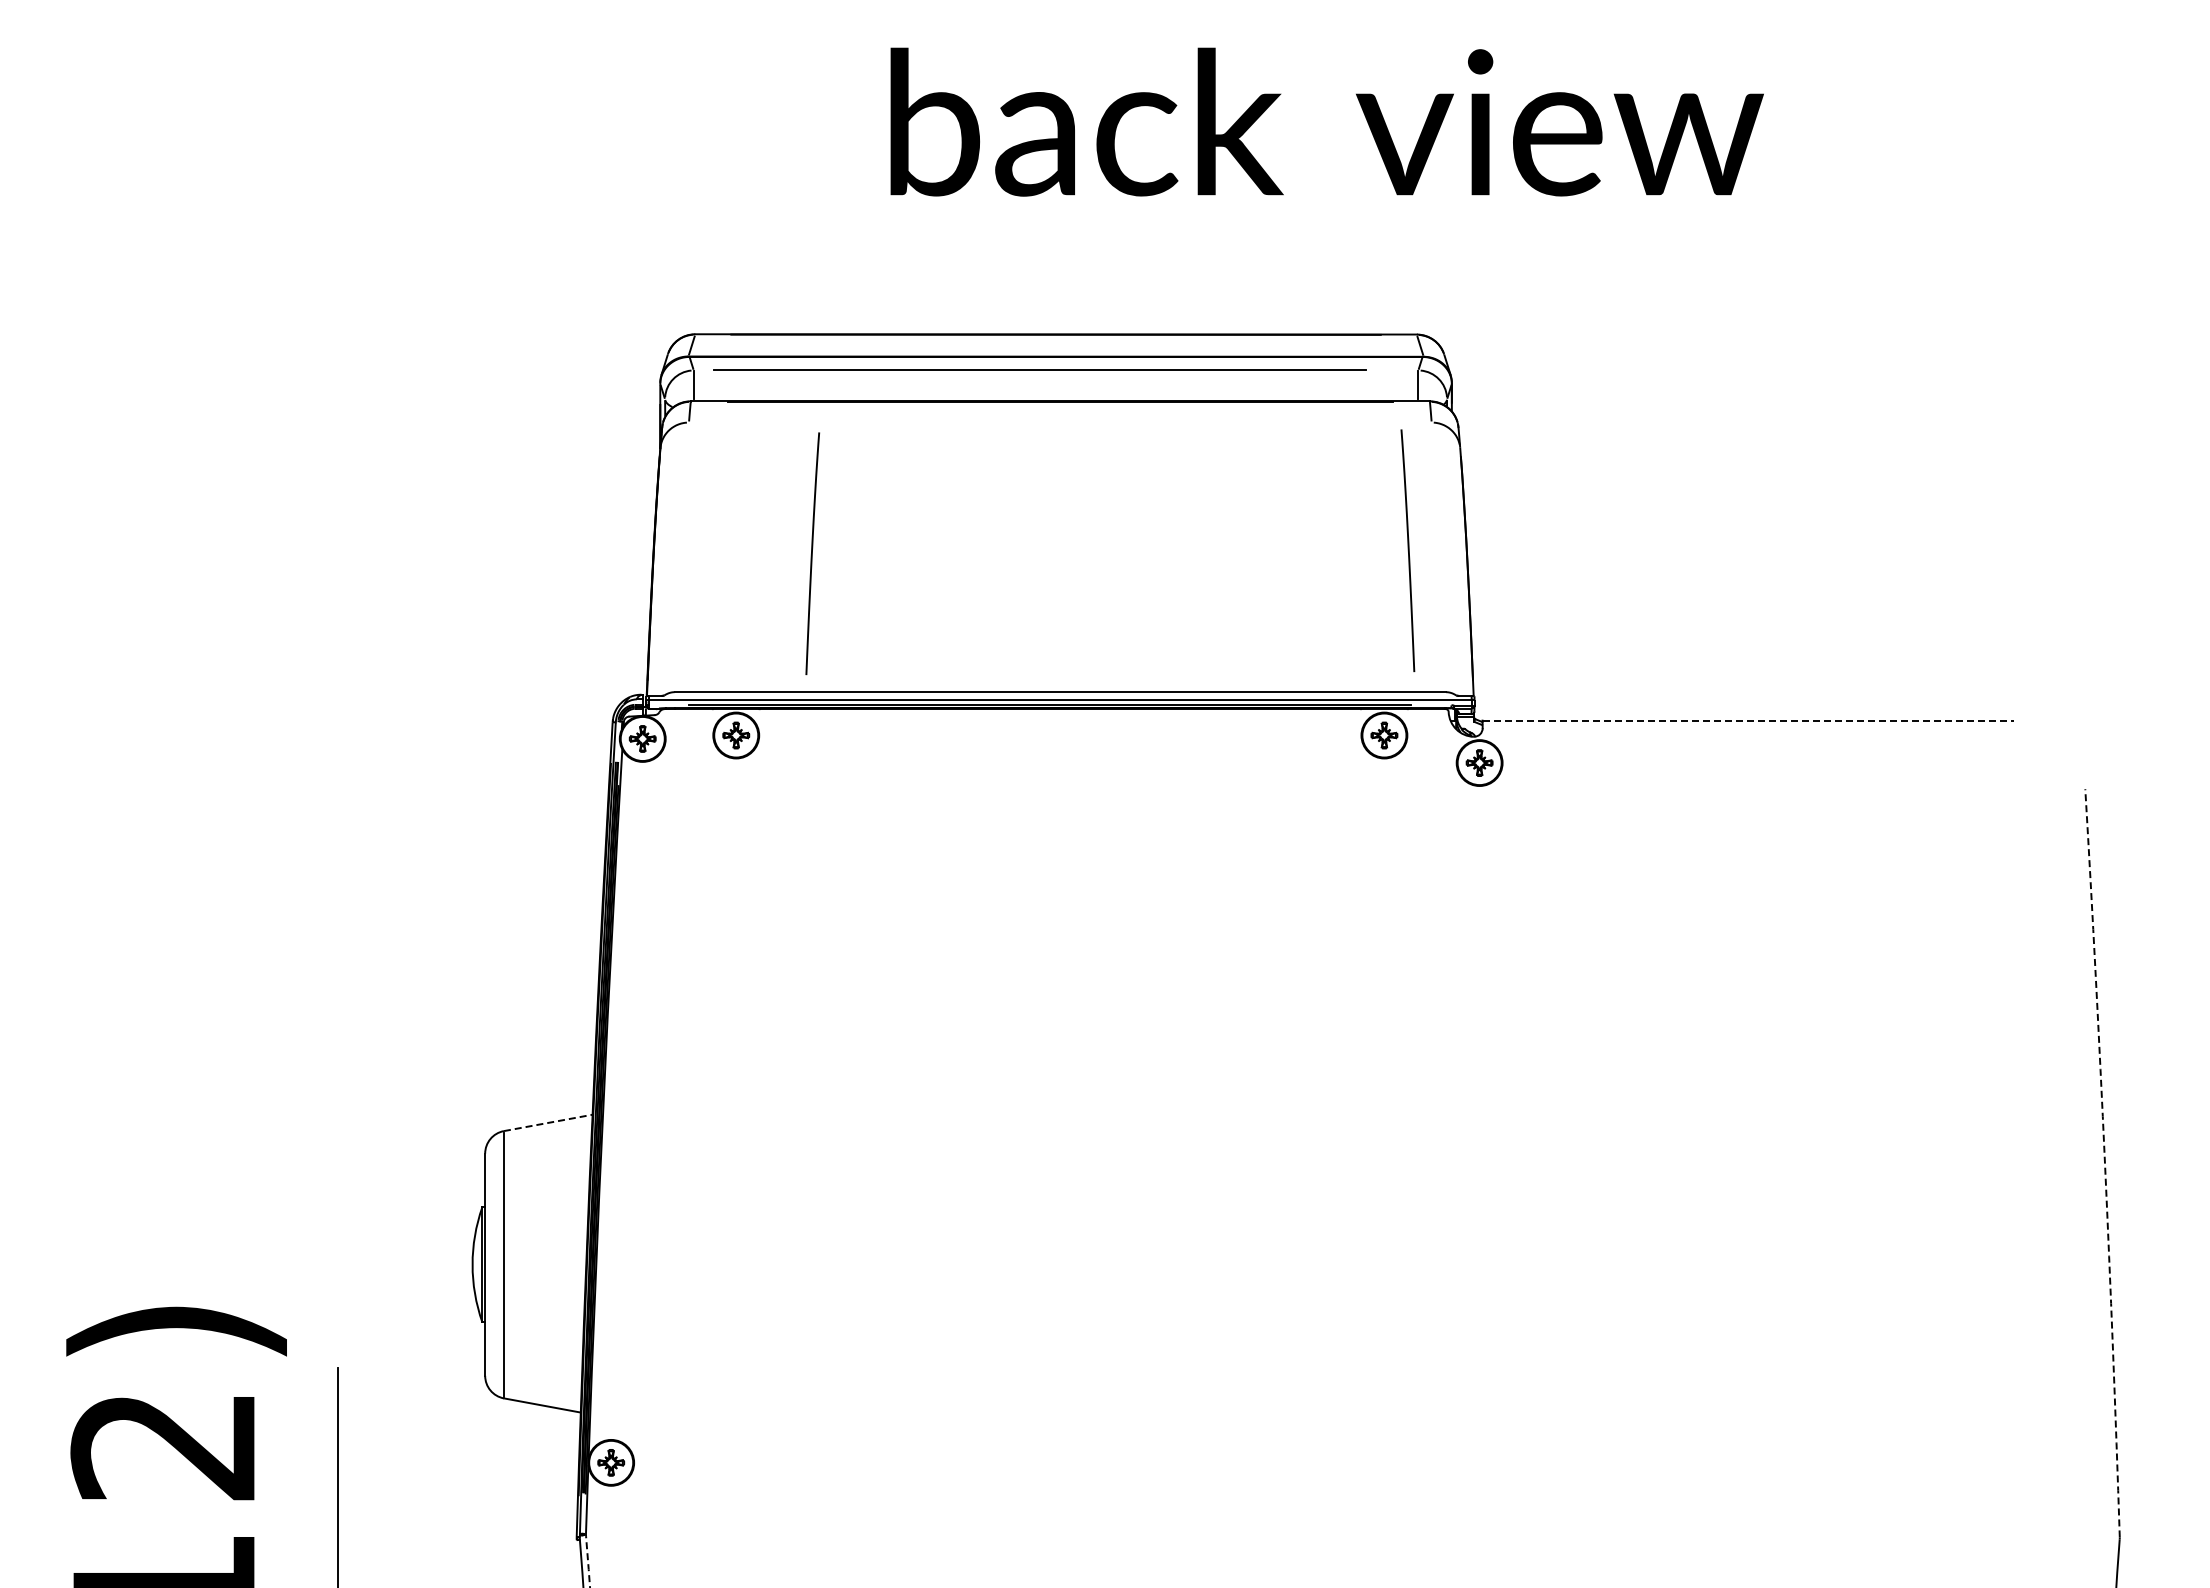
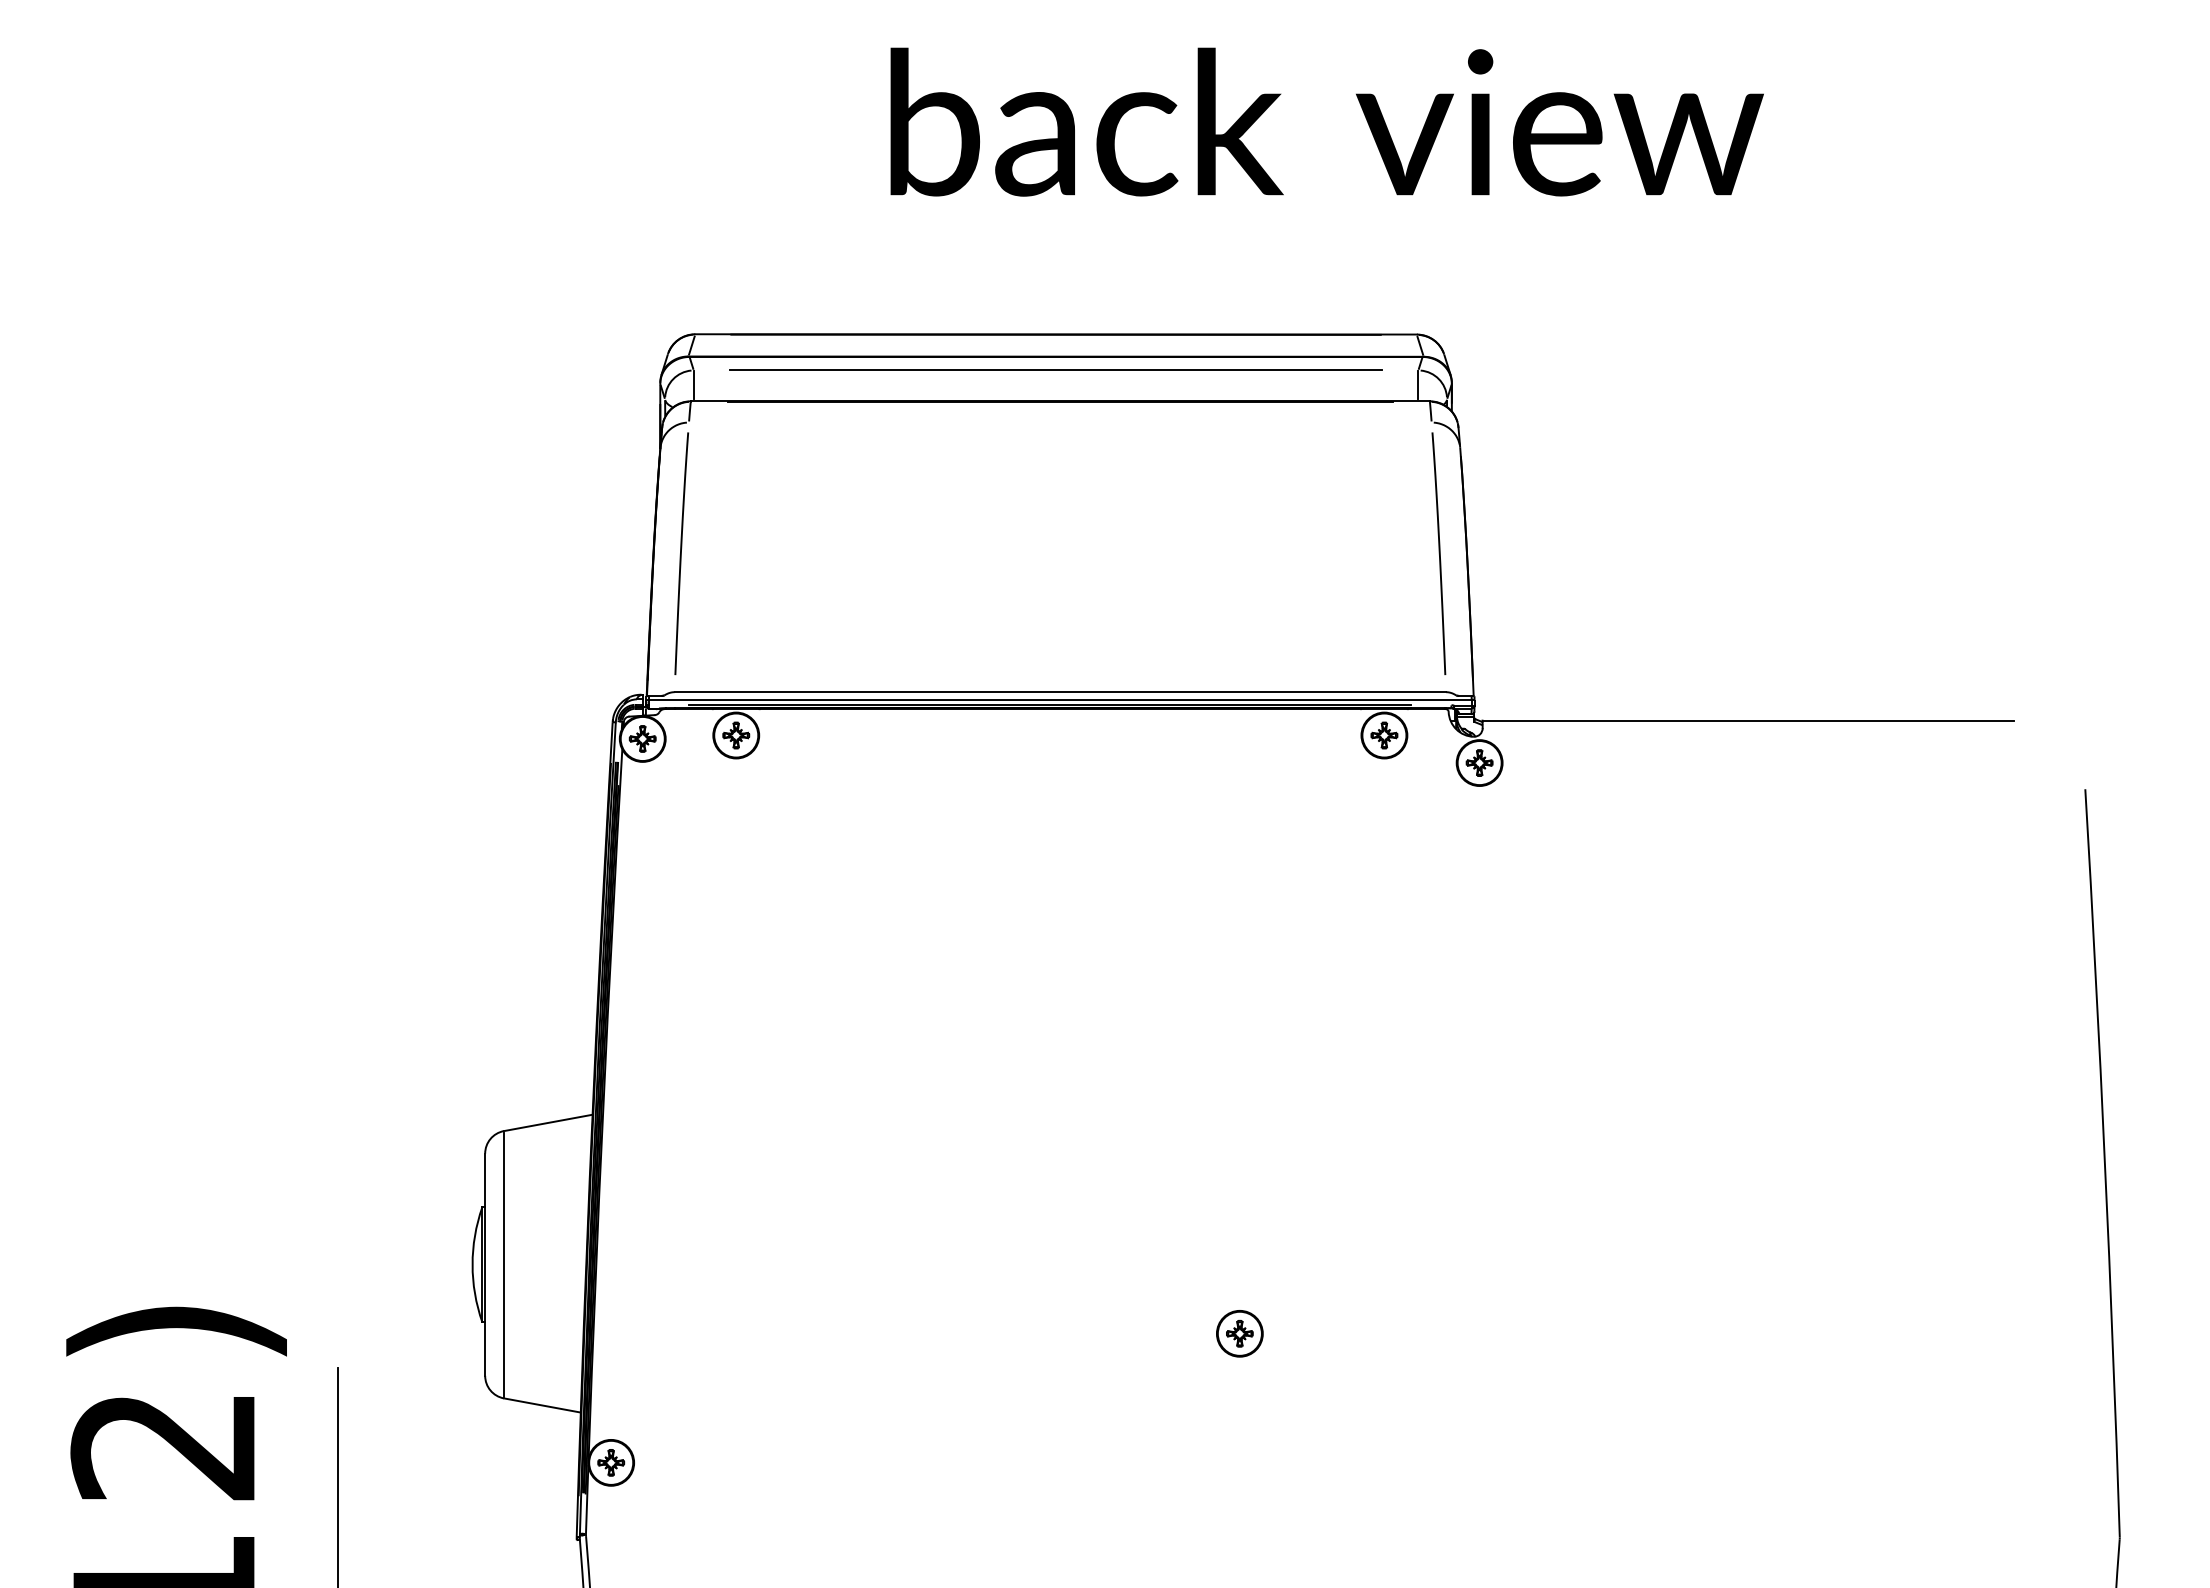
line position: (1039, 369) -> (1055, 369) (1055, 369)
curve position: (1407, 550) -> (1438, 553) (1438, 553)
curve position: (812, 553) -> (681, 553) (681, 553)
line: dashed -> solid (1748, 720)
line: dashed -> solid (548, 1122)
arc: dashed -> solid (2104, 1163)
part: none -> present (1239, 1333)
arc: dashed -> solid (588, 1561)
